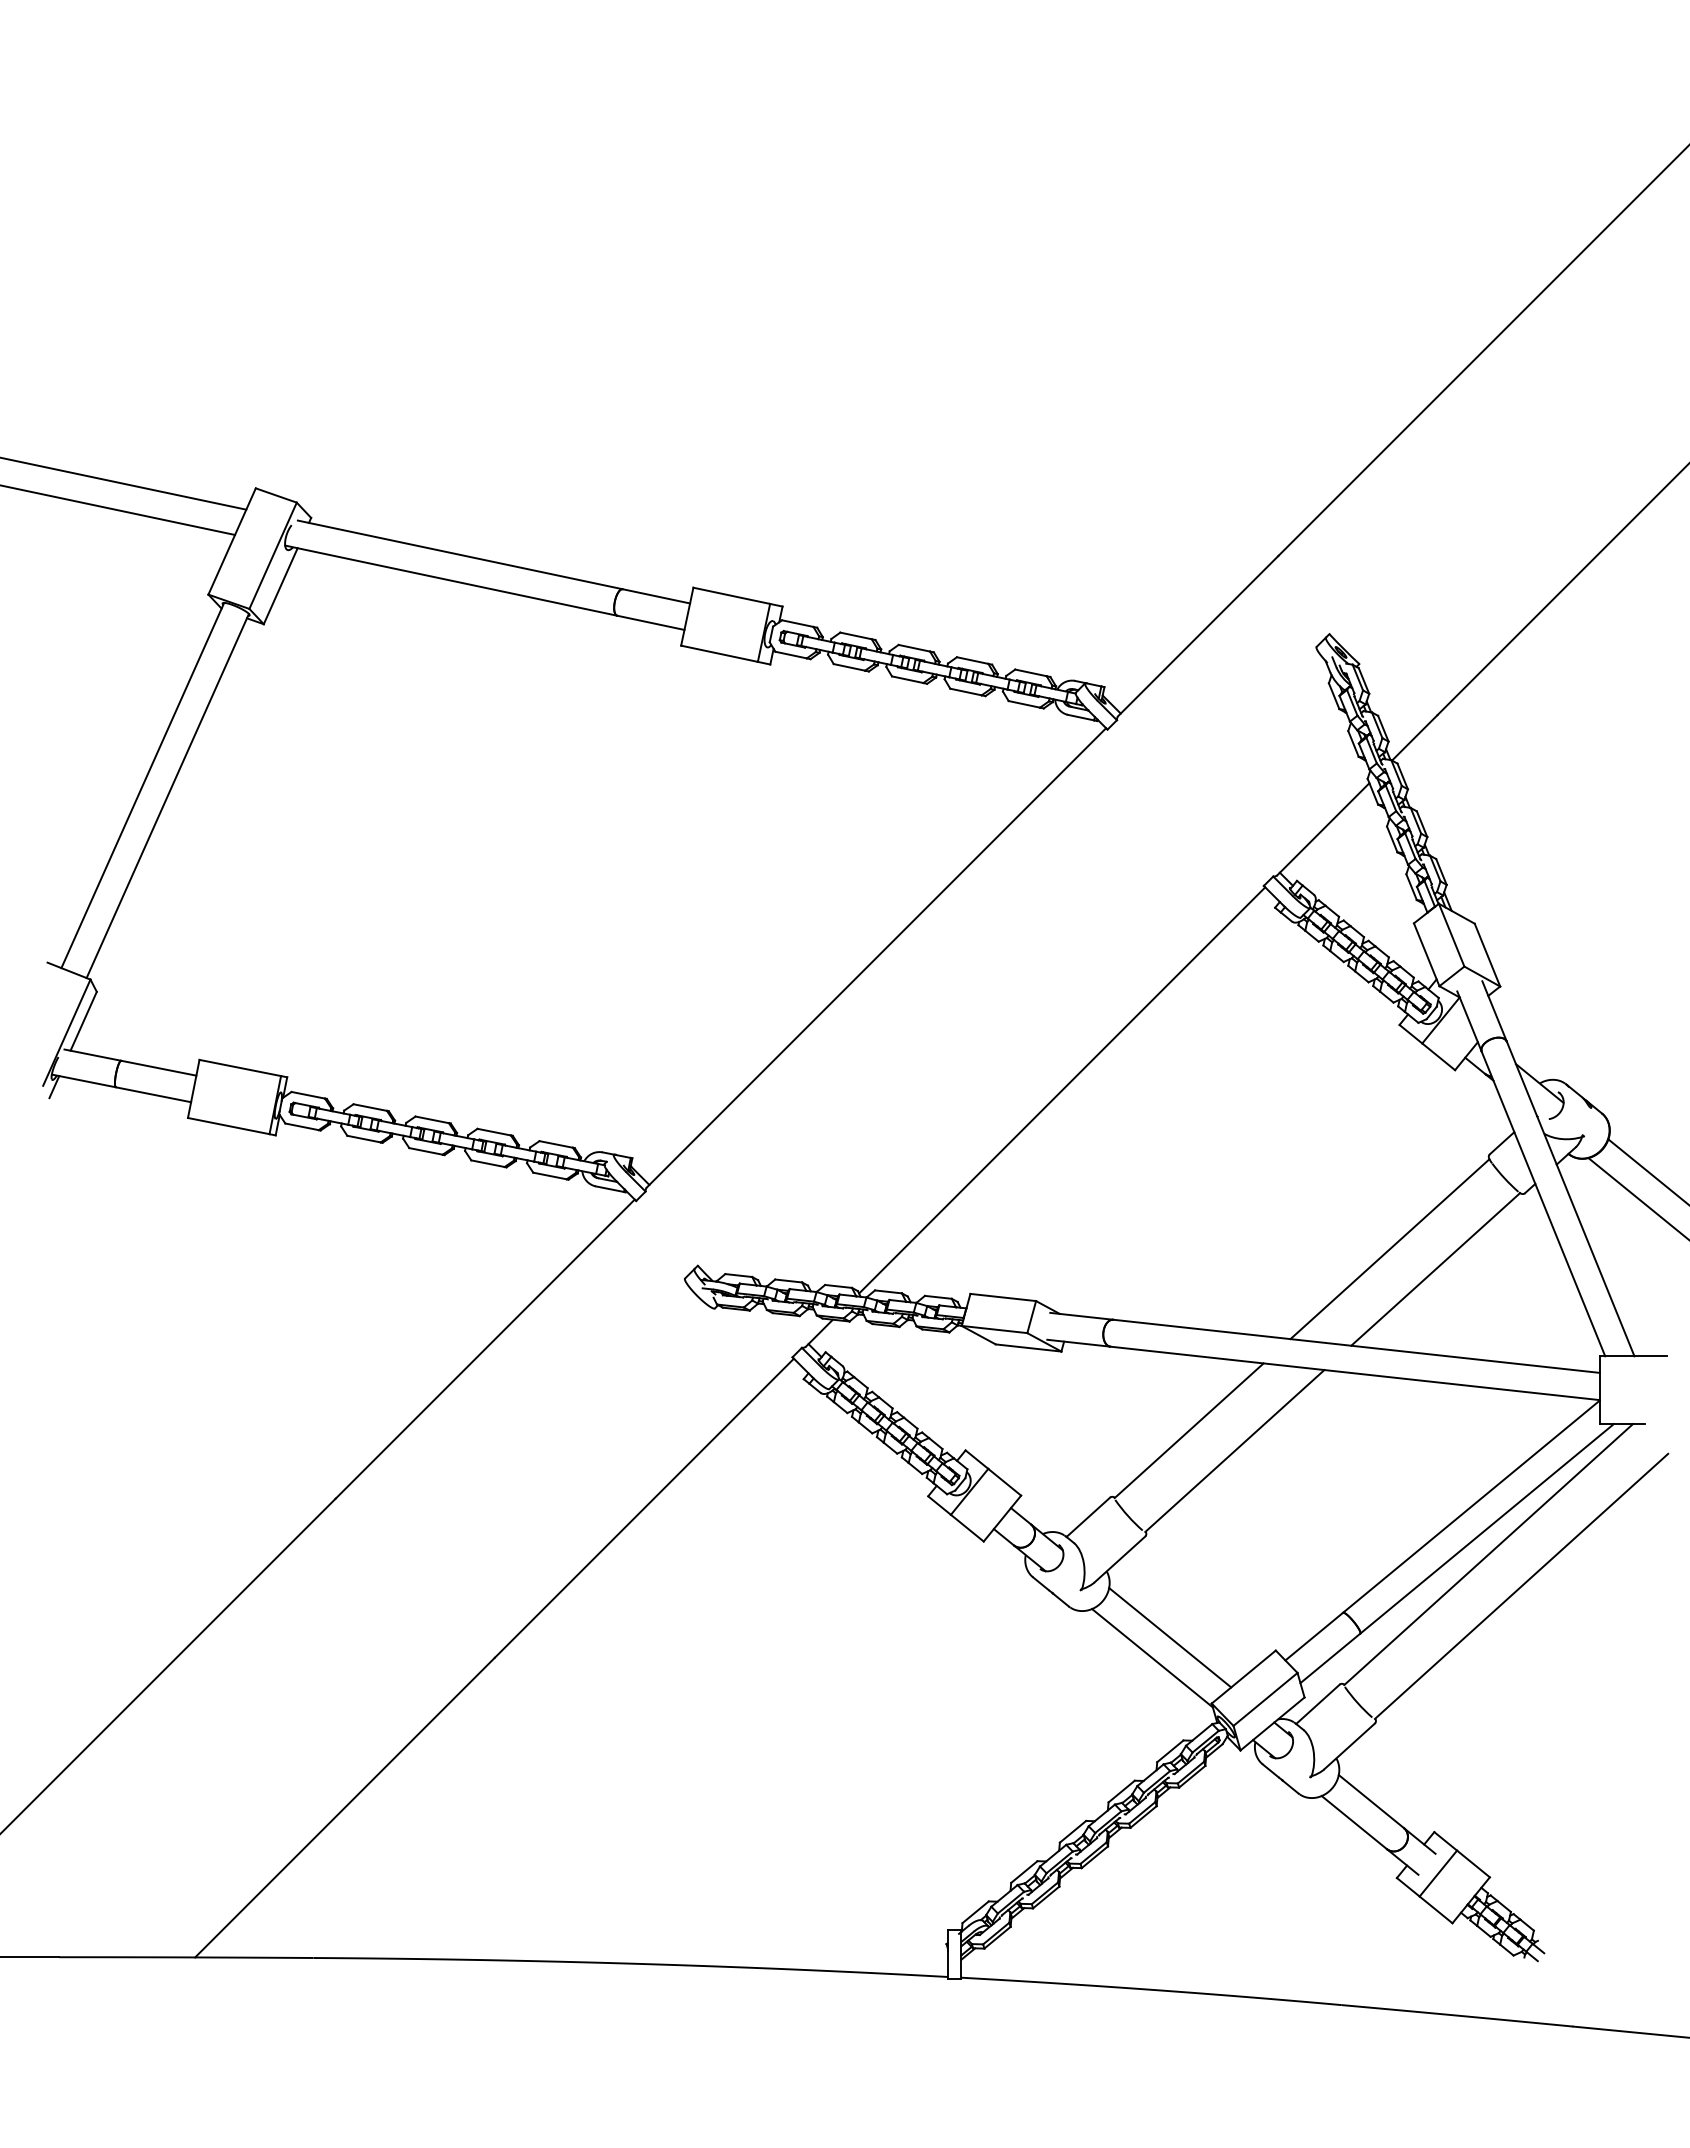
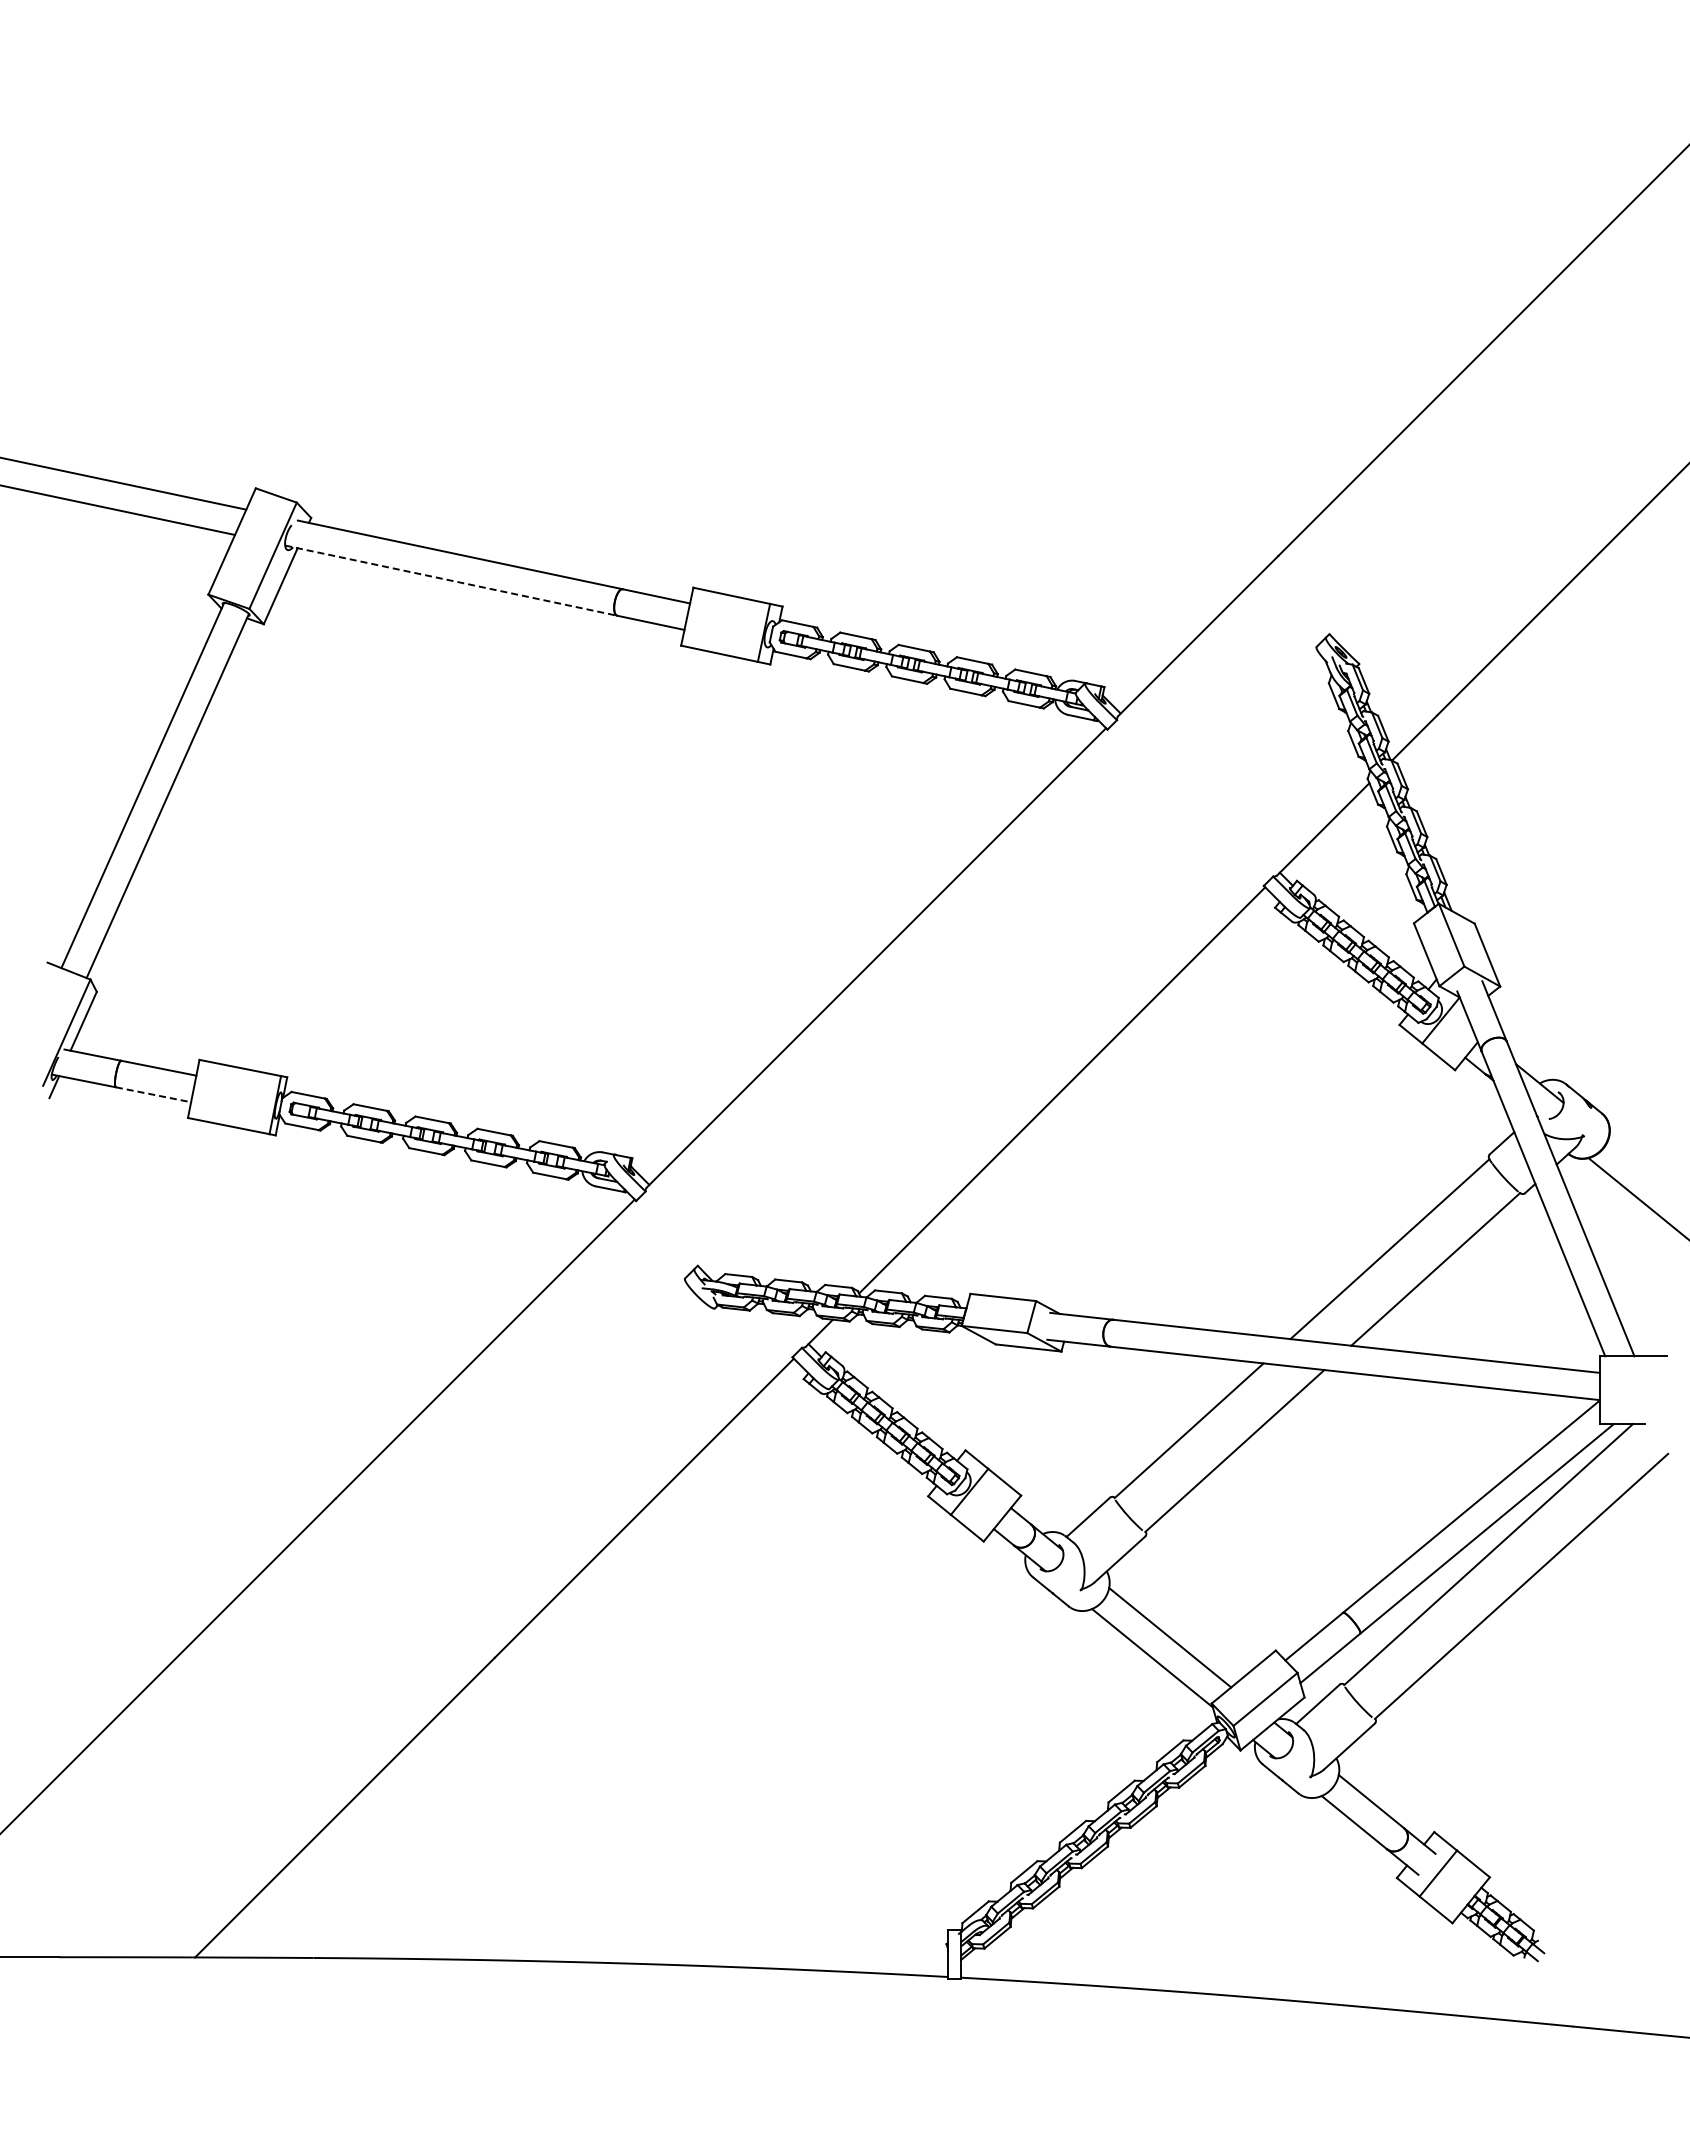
line: solid -> dashed (451, 580)
line: solid -> dashed (154, 1094)
line: present -> none (1647, 1171)
